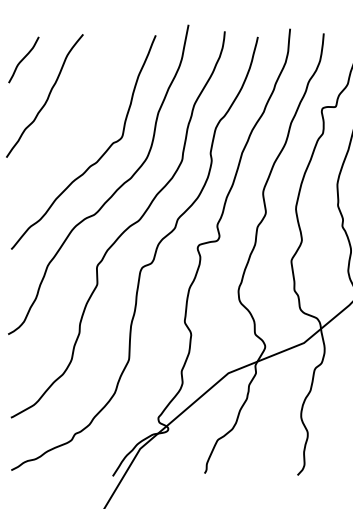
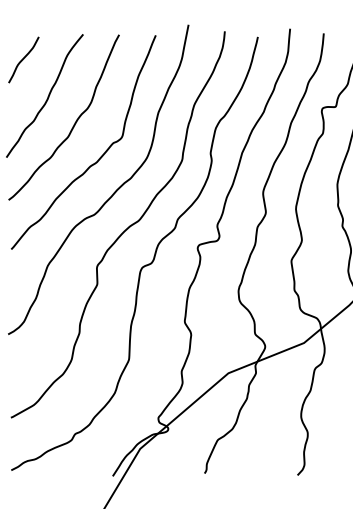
curve: none -> present (74, 122)
